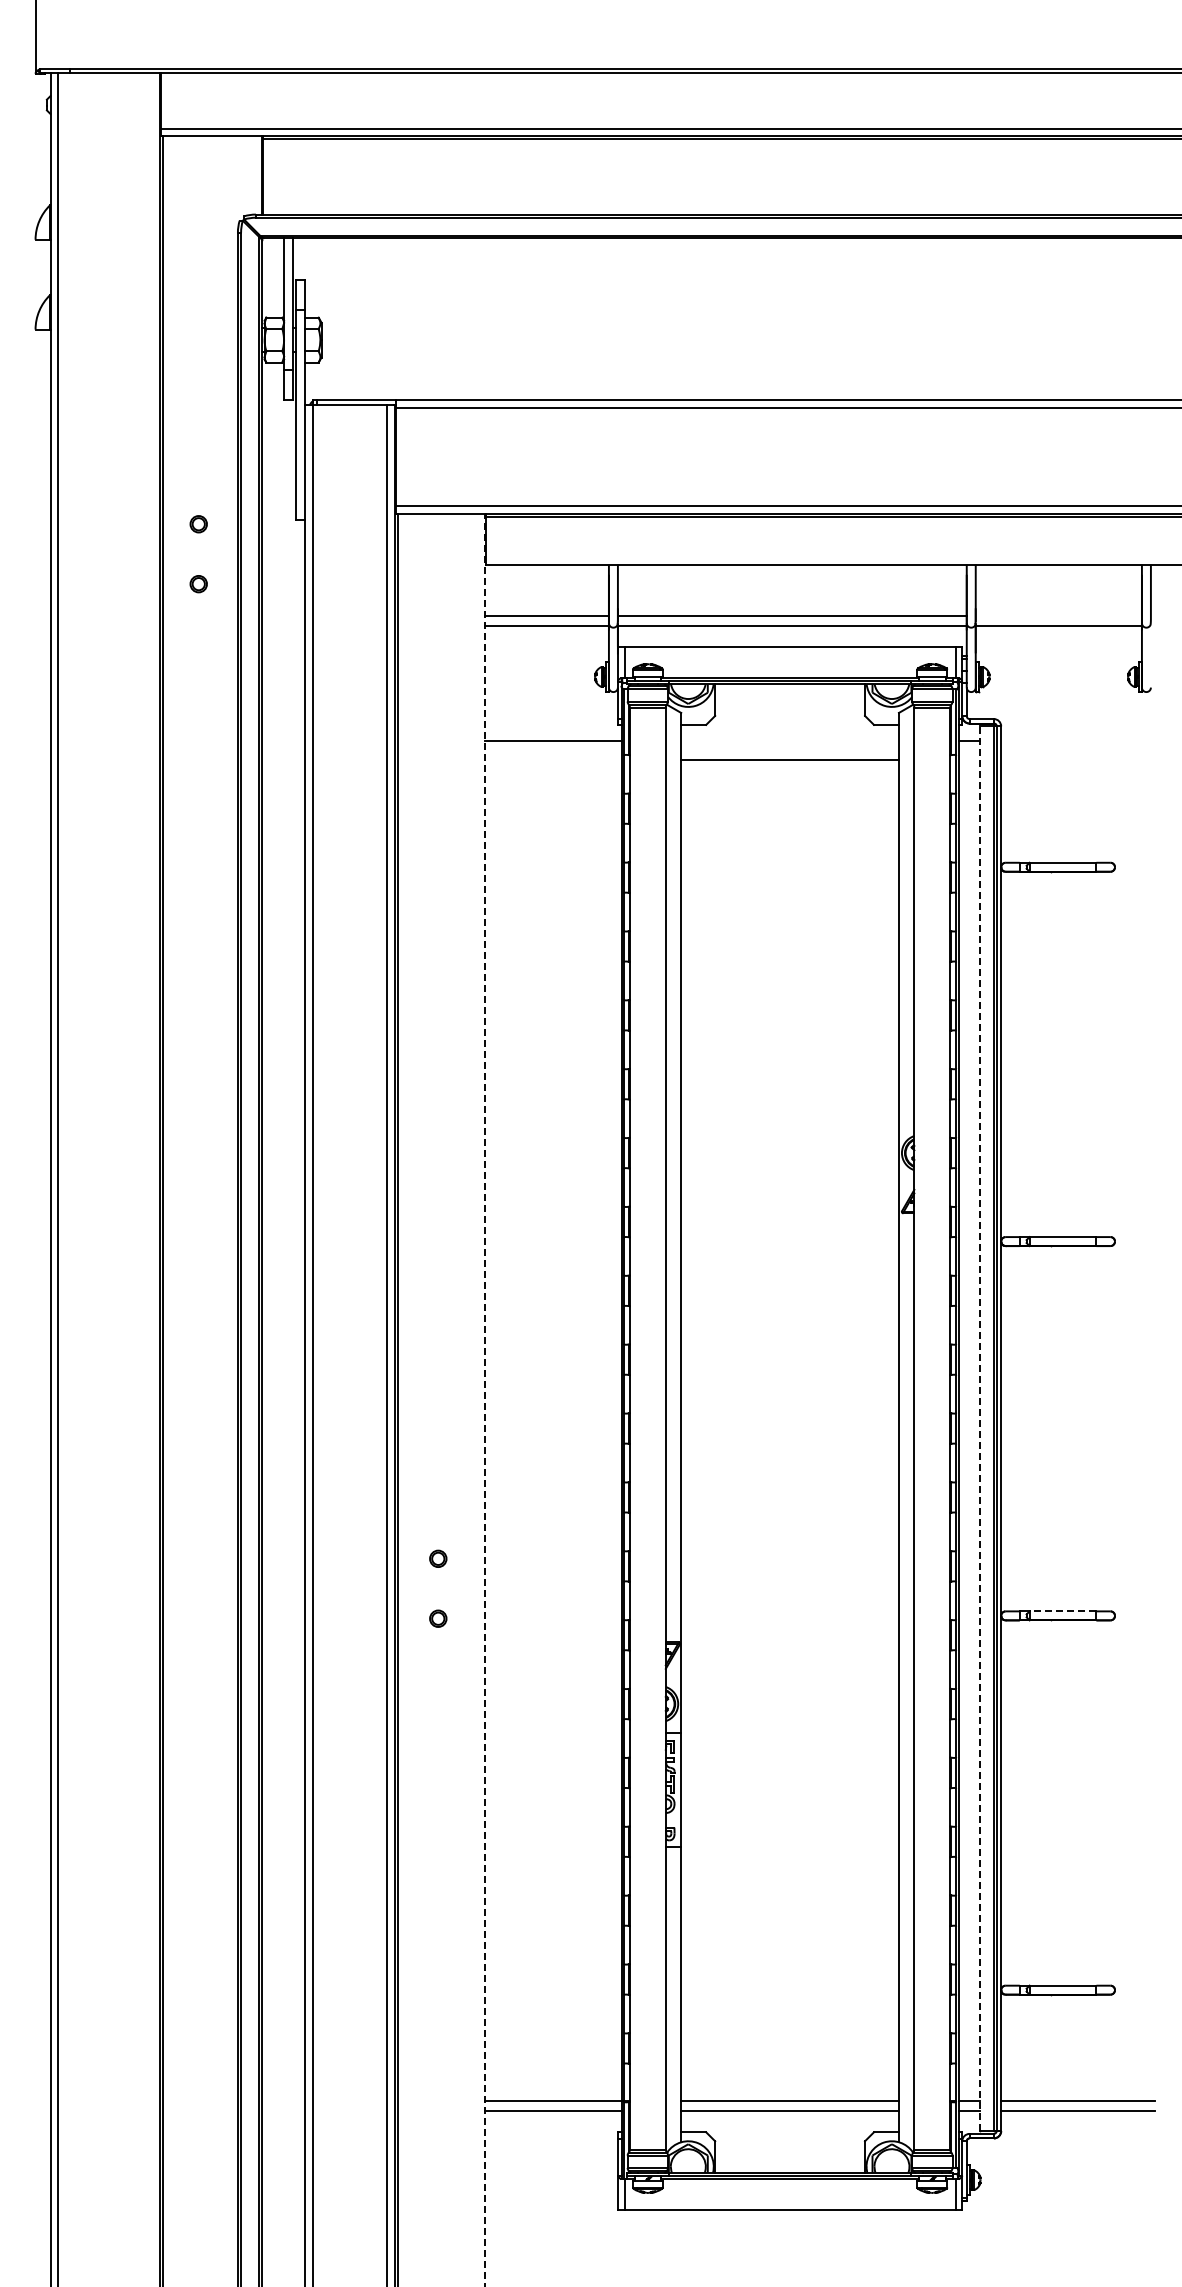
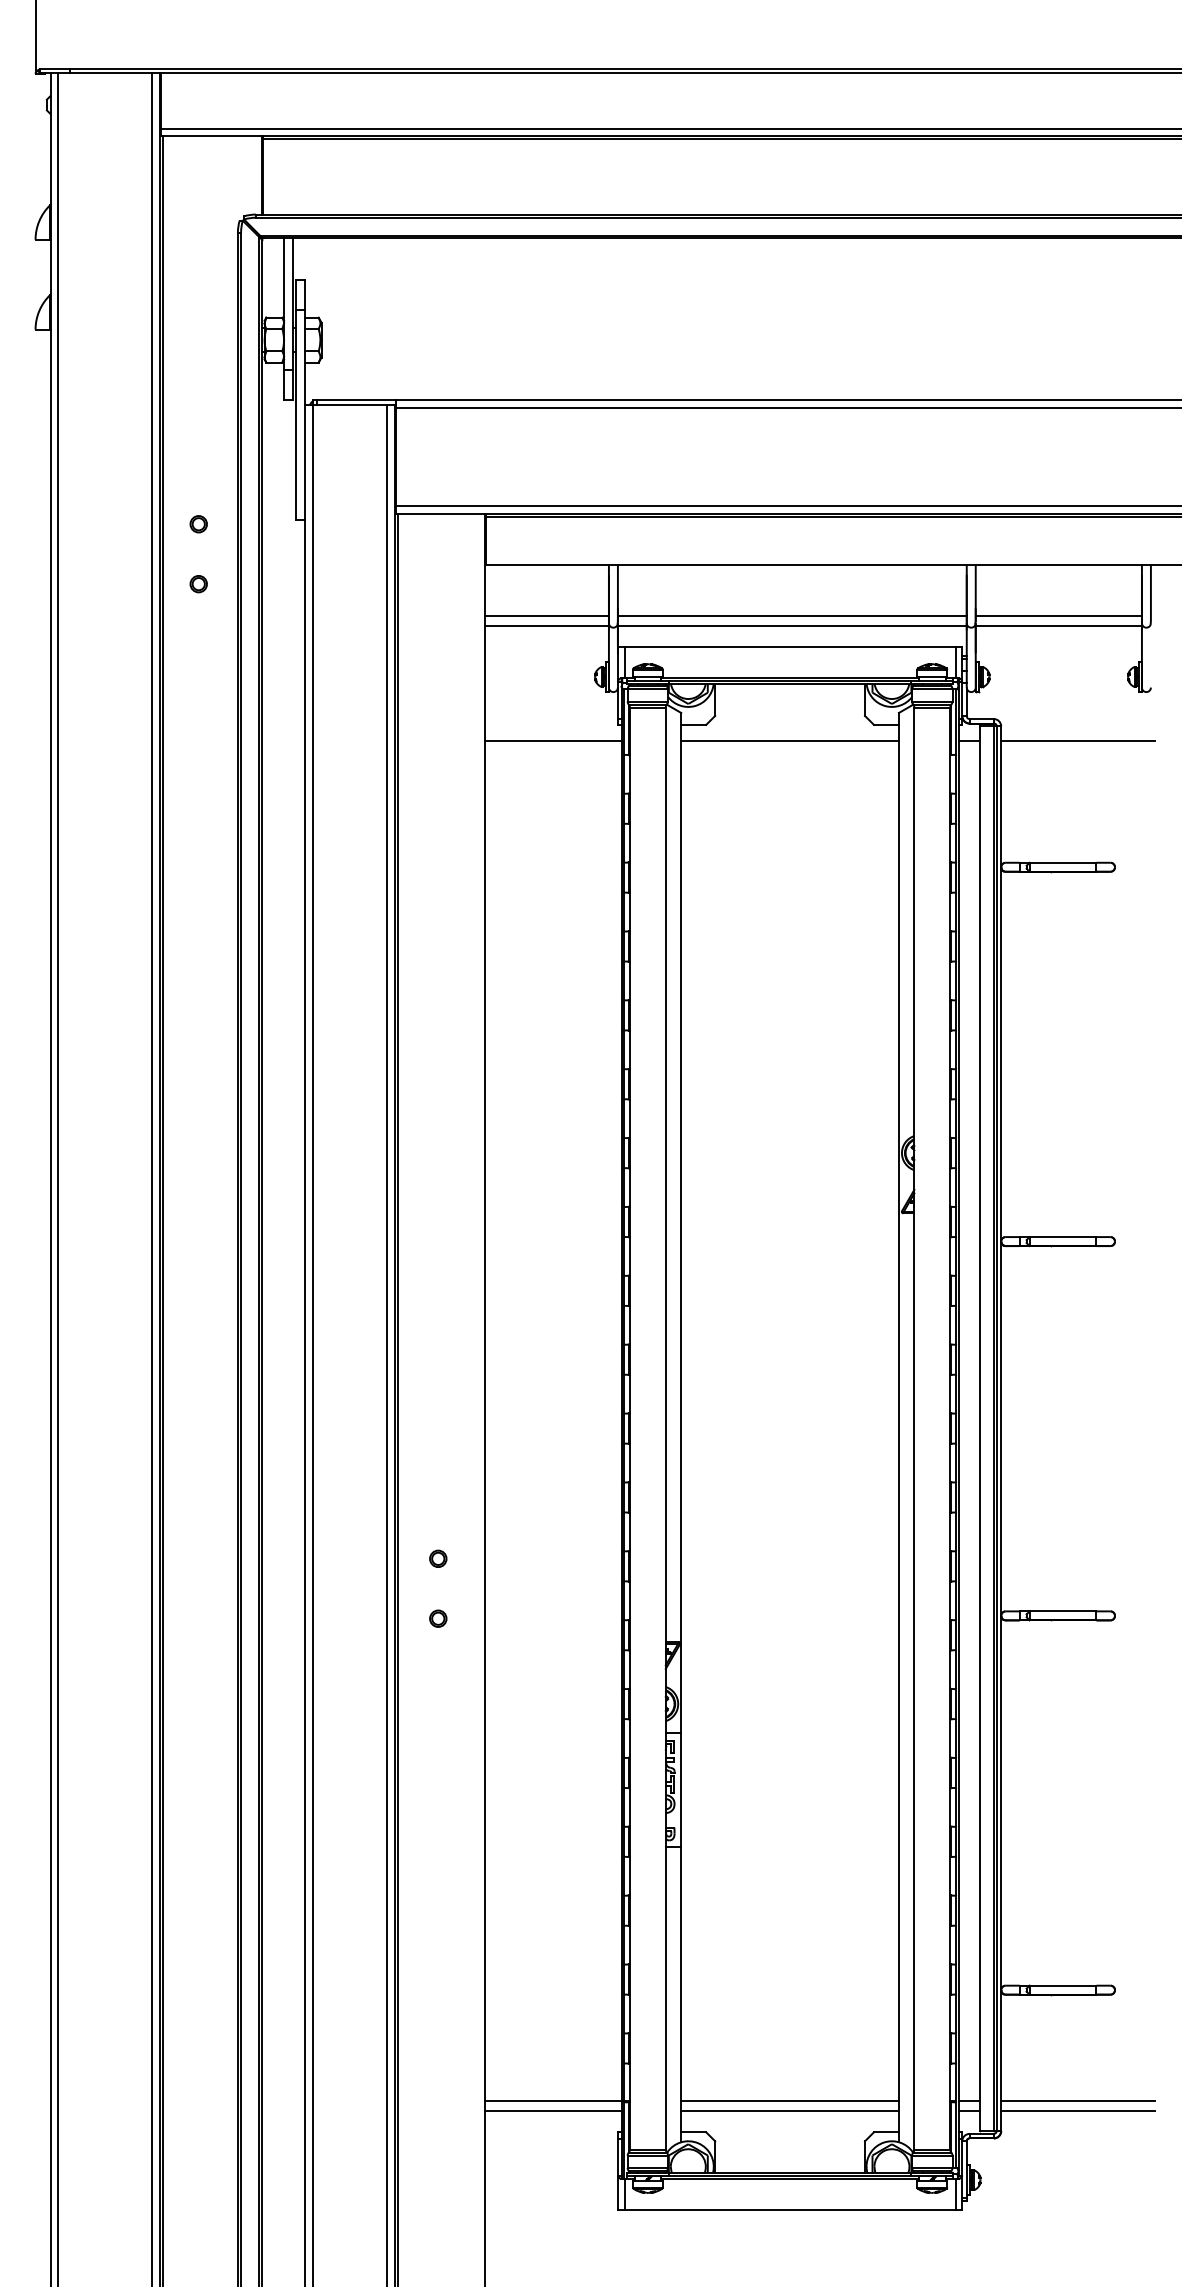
line: none -> present (1058, 615)
line: none -> present (1077, 741)
line position: (789, 760) -> (789, 741) (789, 741)
line: none -> present (152, 1178)
line: dashed -> solid (484, 1399)
line: dashed -> solid (980, 1428)
line: dashed -> solid (1062, 1611)
